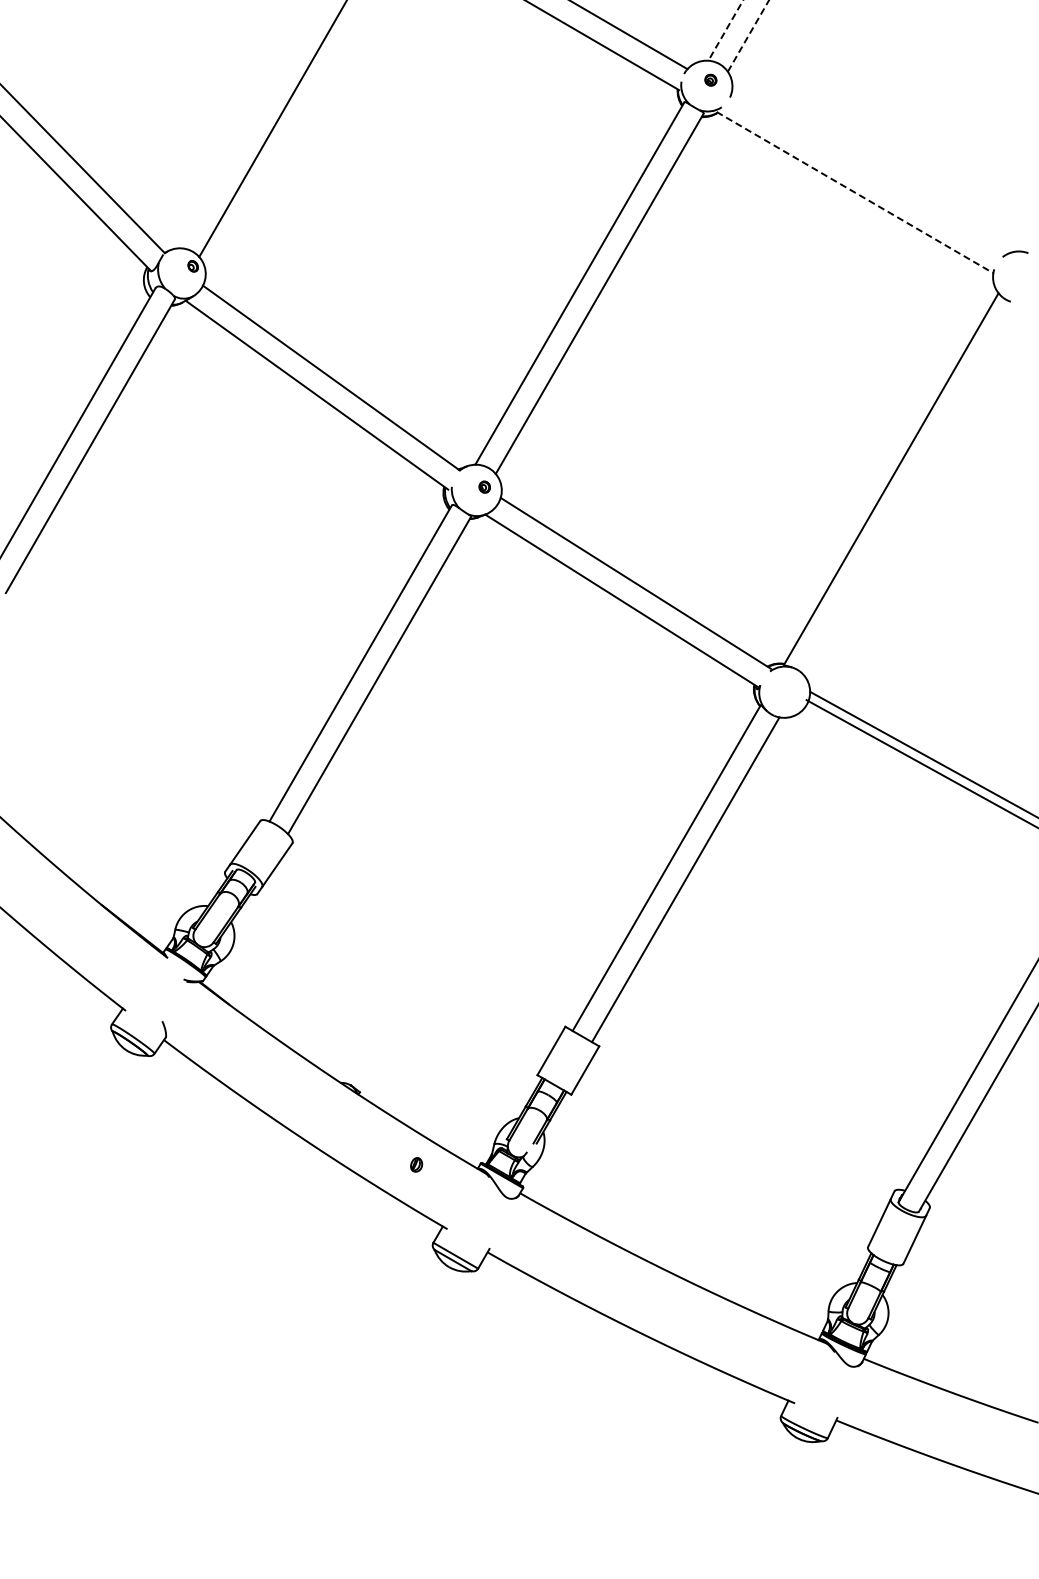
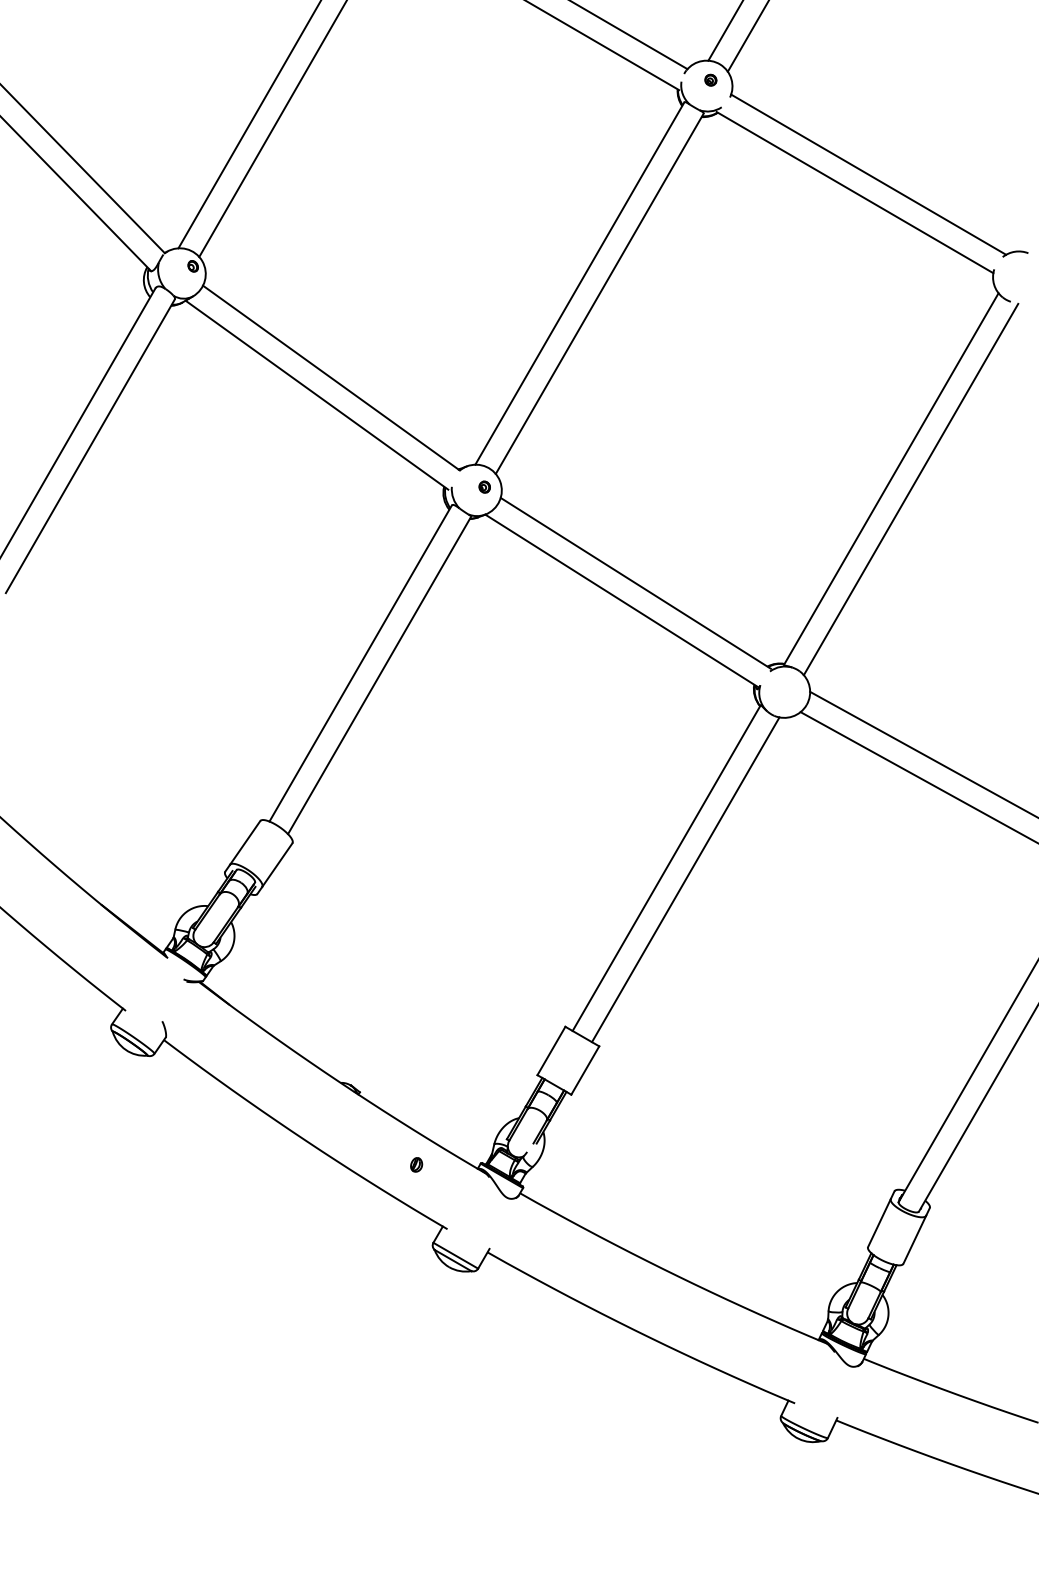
line: dashed -> solid (725, 30)
line: dashed -> solid (748, 36)
line: none -> present (248, 125)
line: none -> present (868, 174)
line: dashed -> solid (855, 192)
line: none -> present (910, 489)
line position: (920, 763) -> (917, 776) (917, 776)
